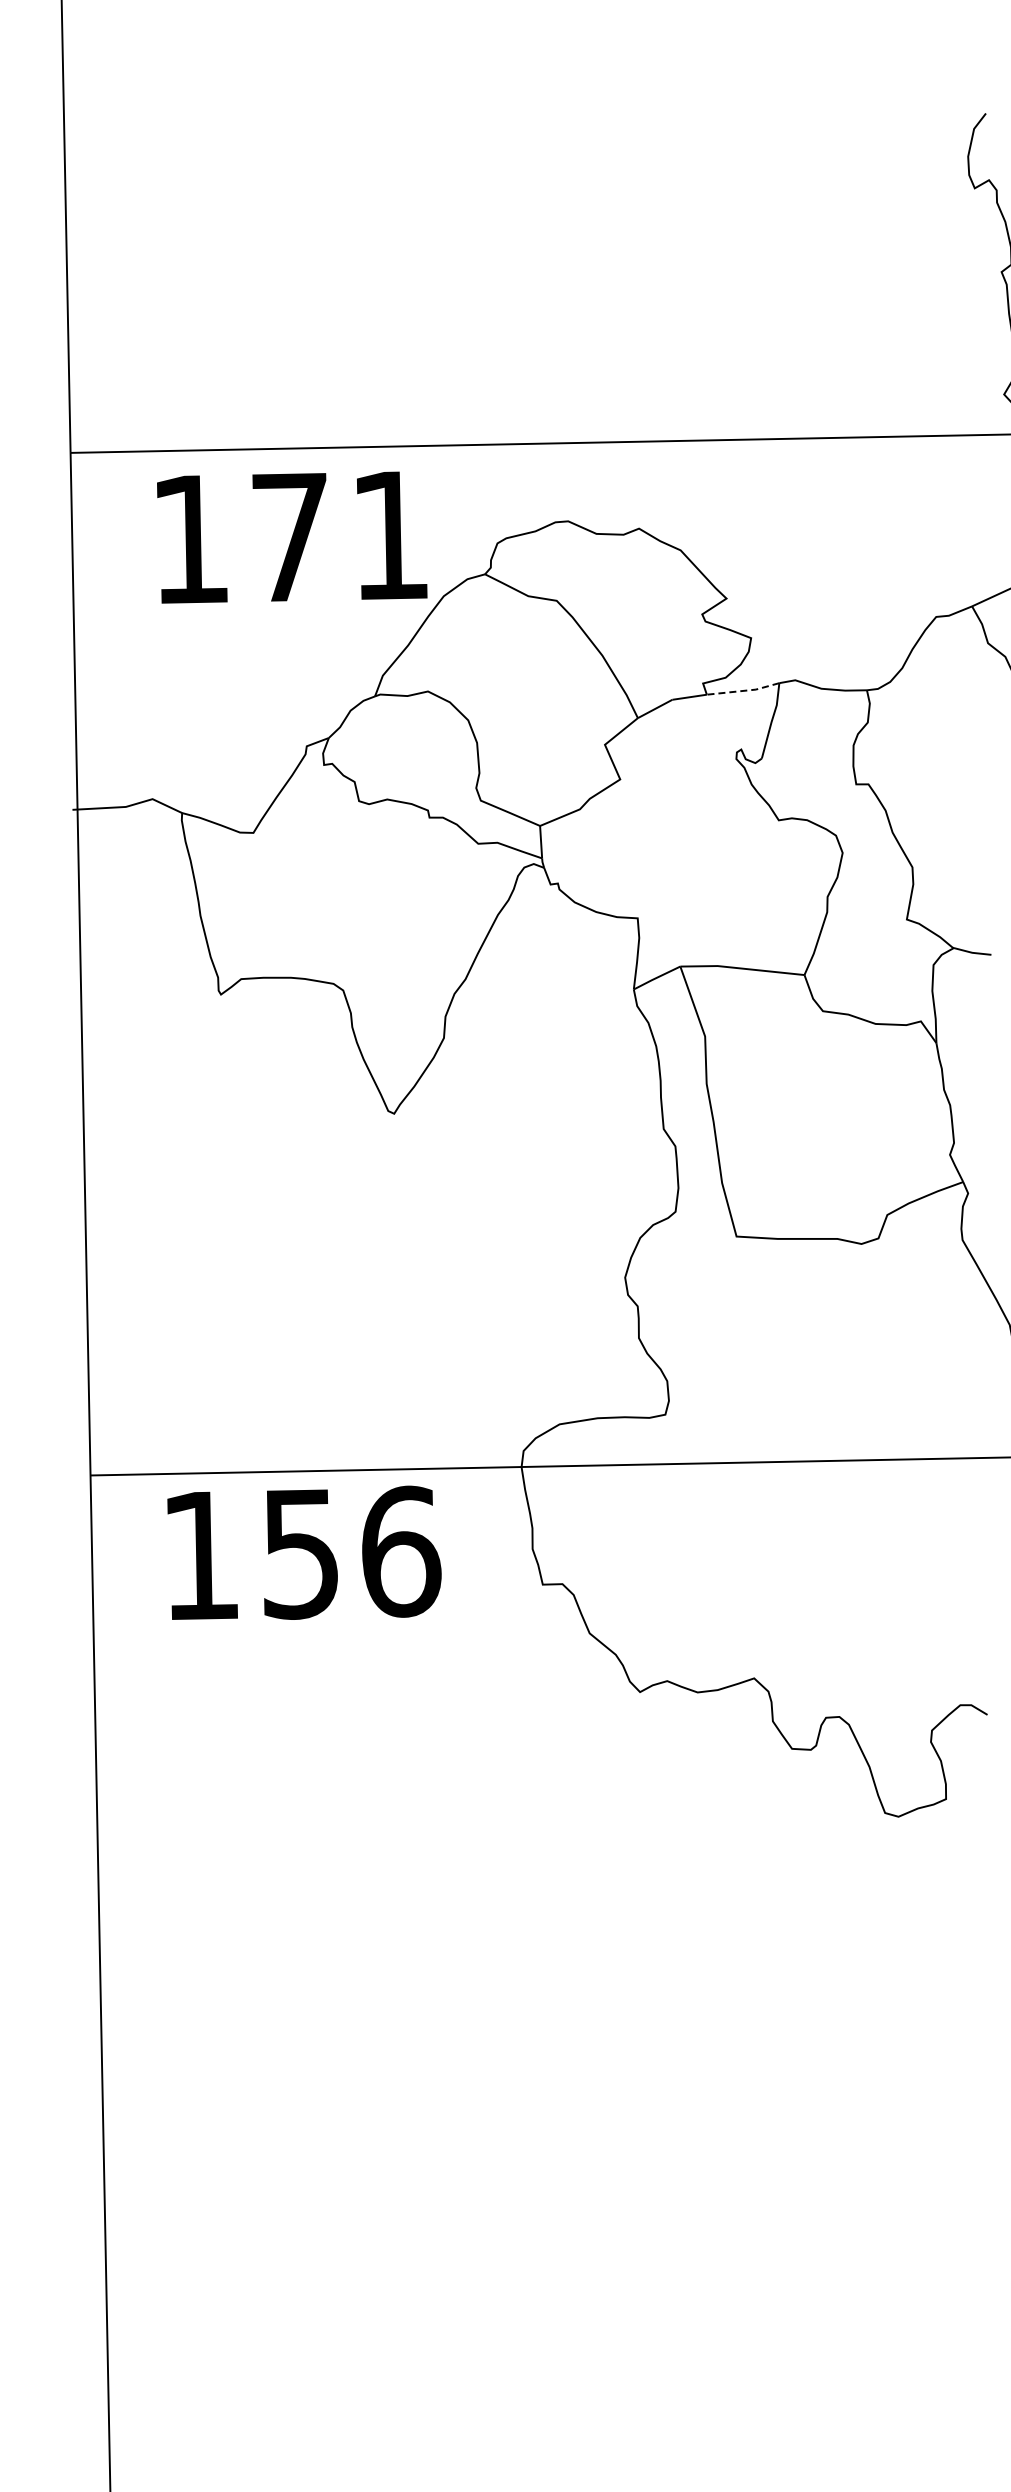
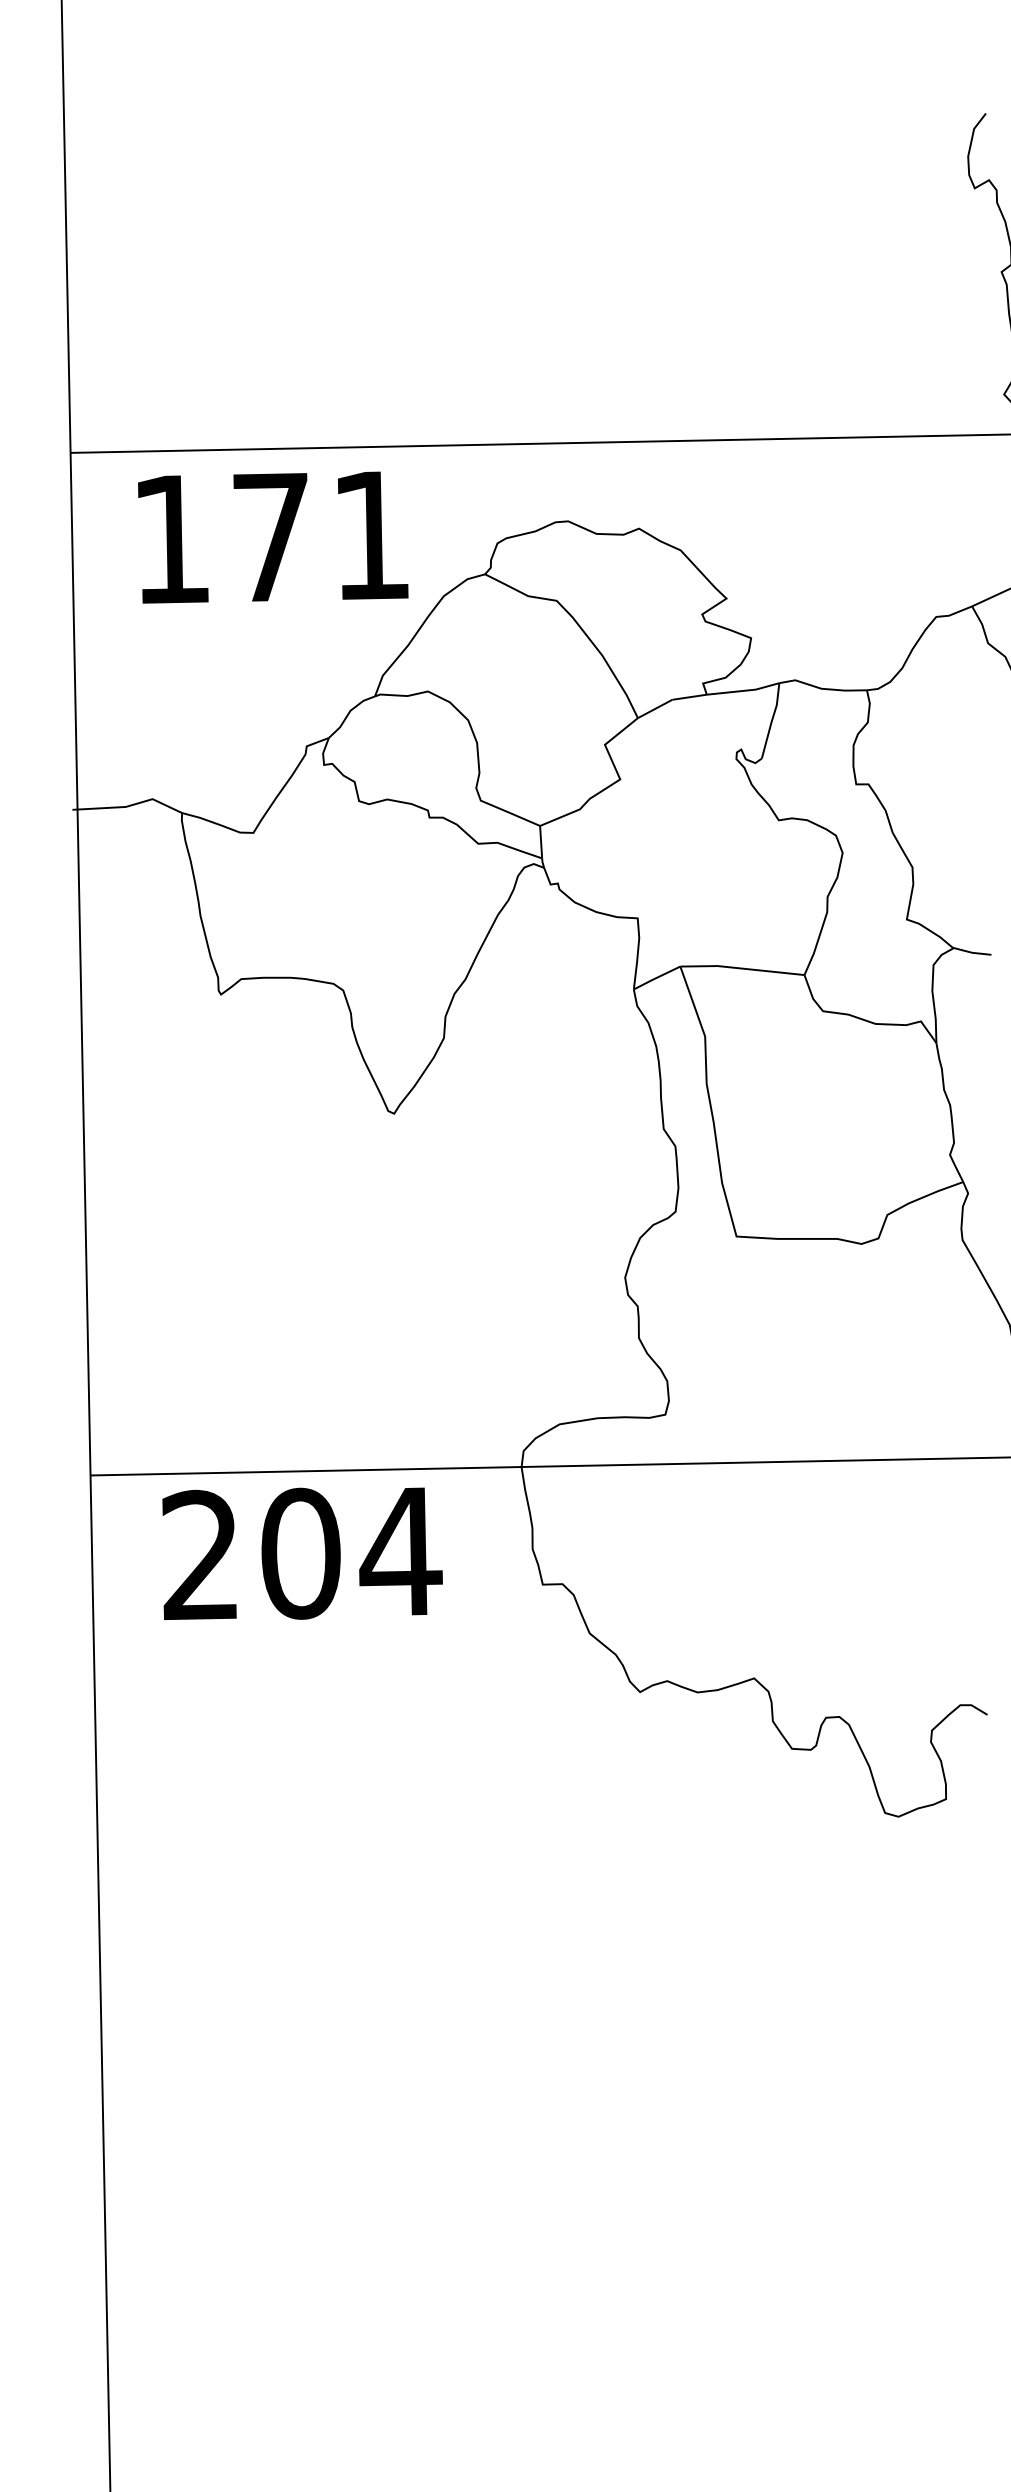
text position: (292, 537) -> (273, 537) (273, 537)
line: dashed -> solid (744, 690)
text: 156 -> 204 (302, 1552)
